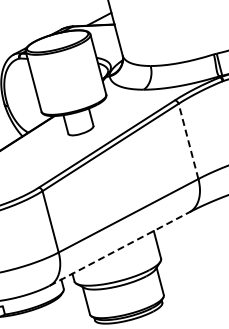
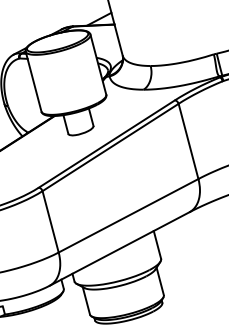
line: dashed -> solid (188, 141)
line: dashed -> solid (119, 249)
